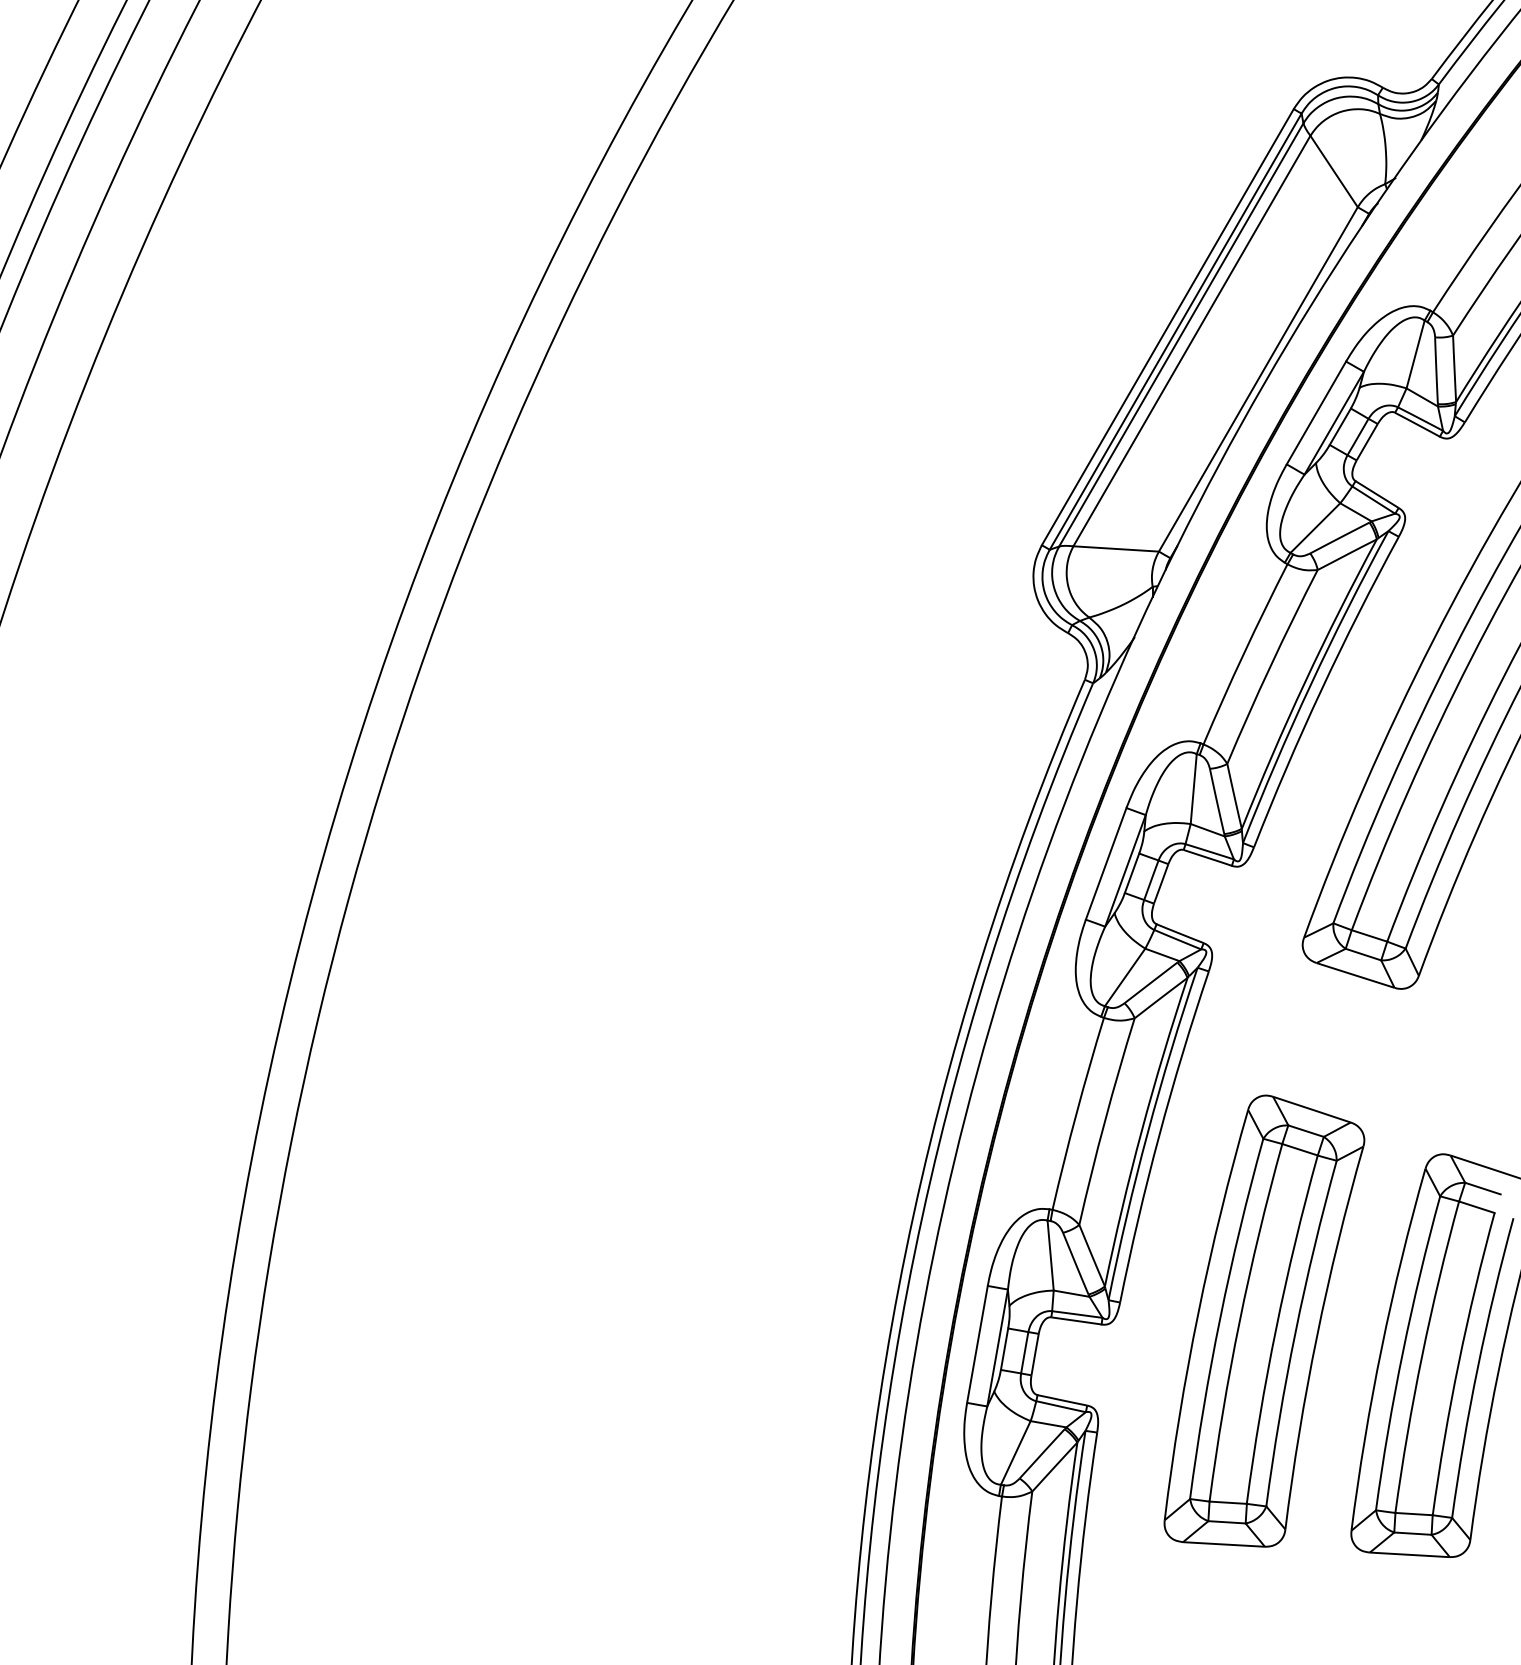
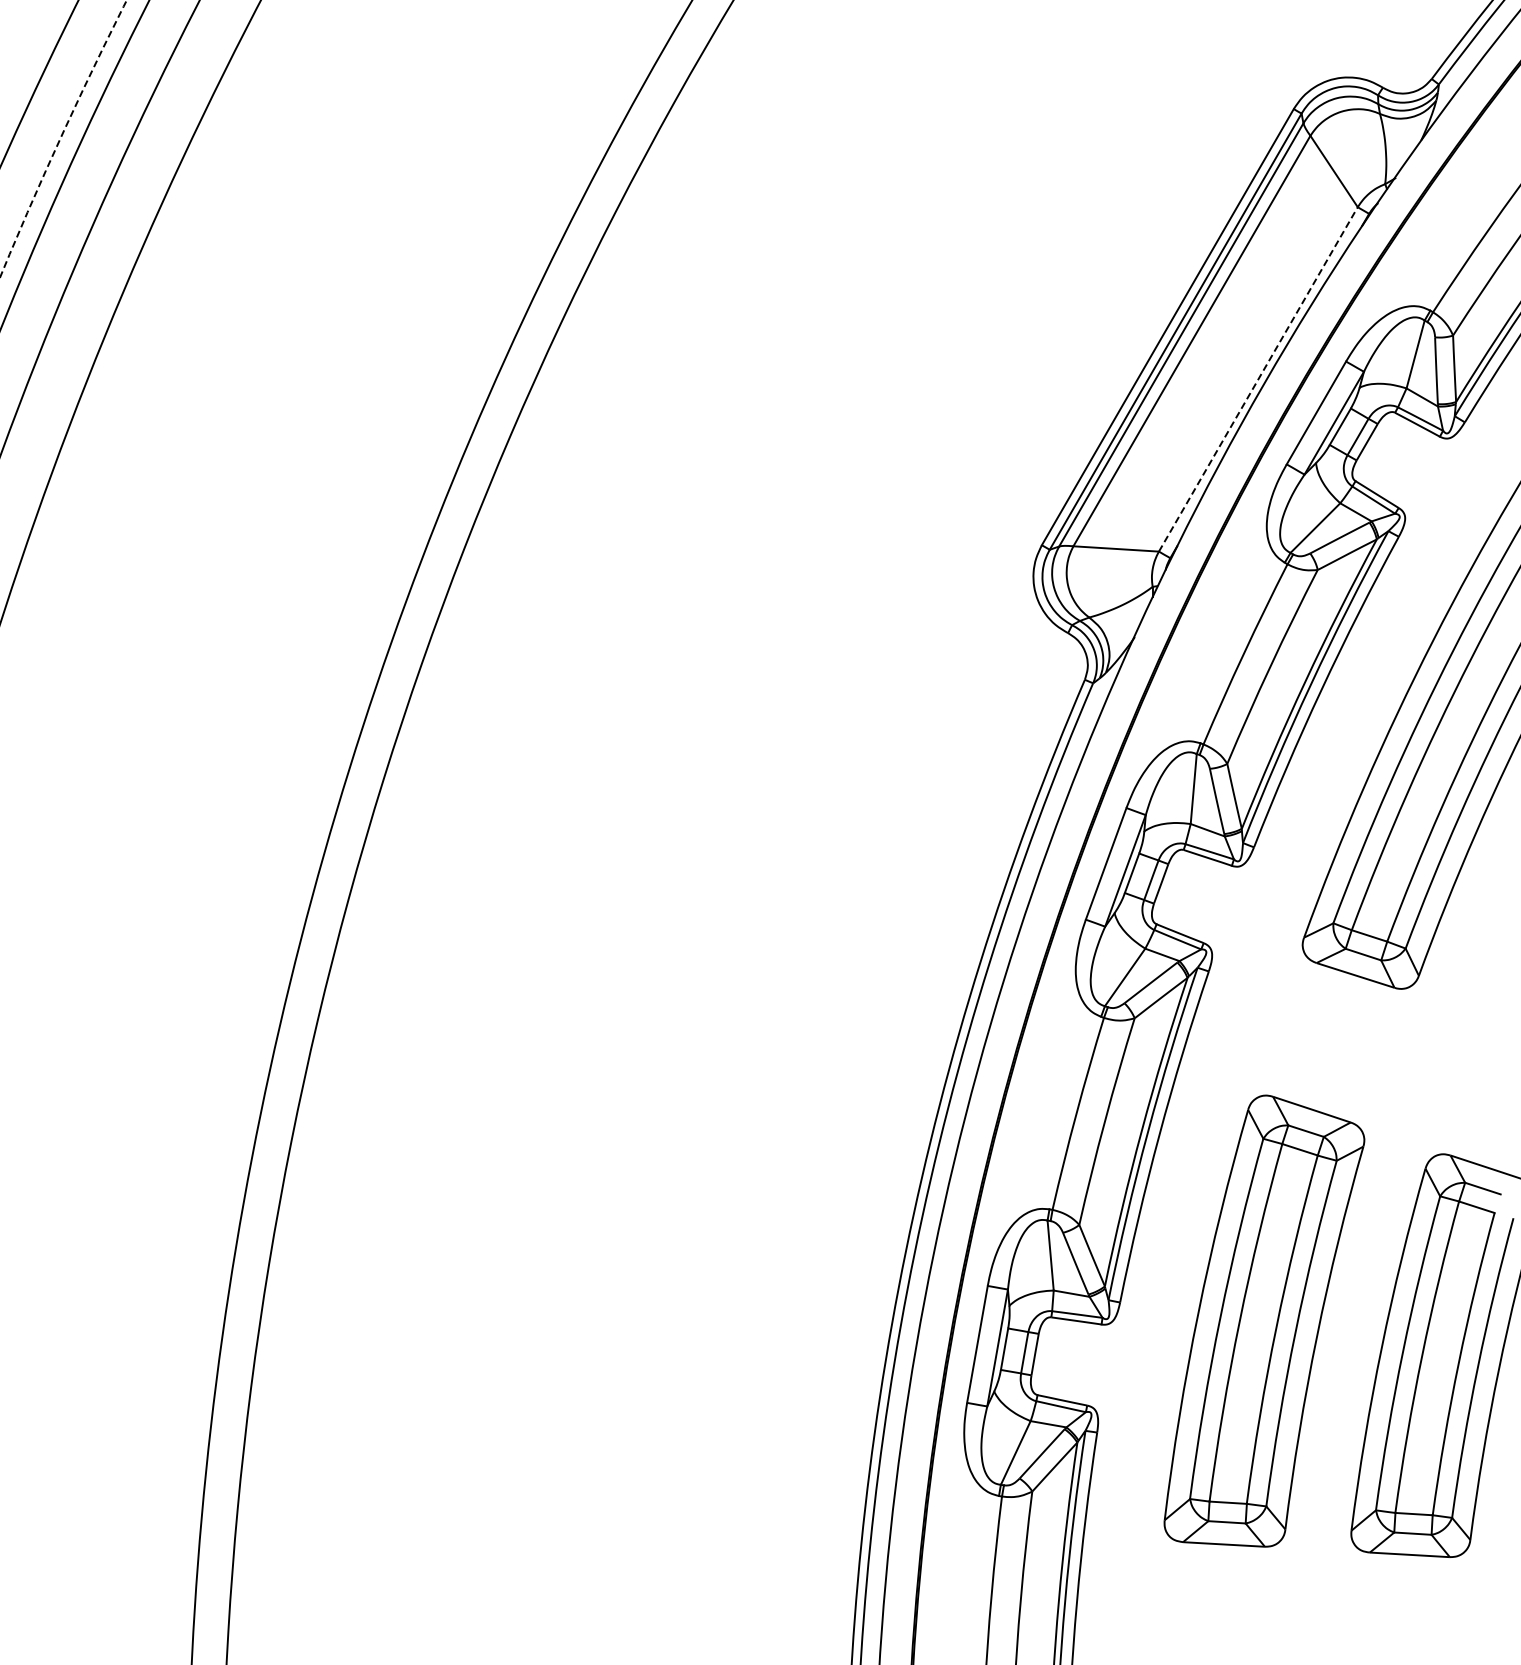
arc: solid -> dashed (60, 137)
line: solid -> dashed (1258, 379)
